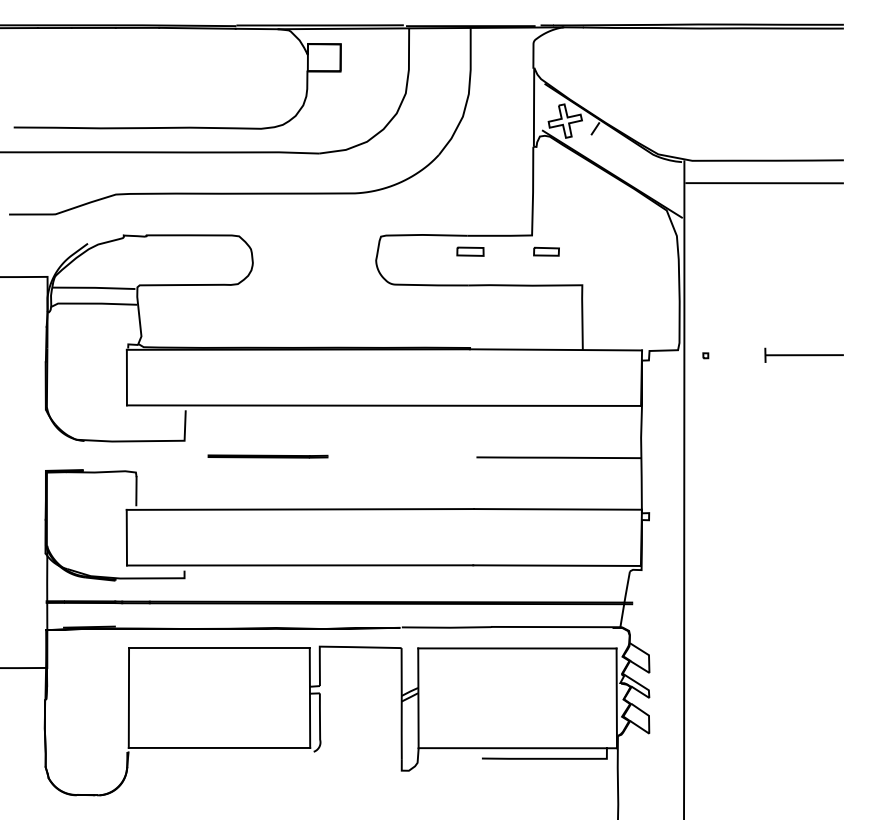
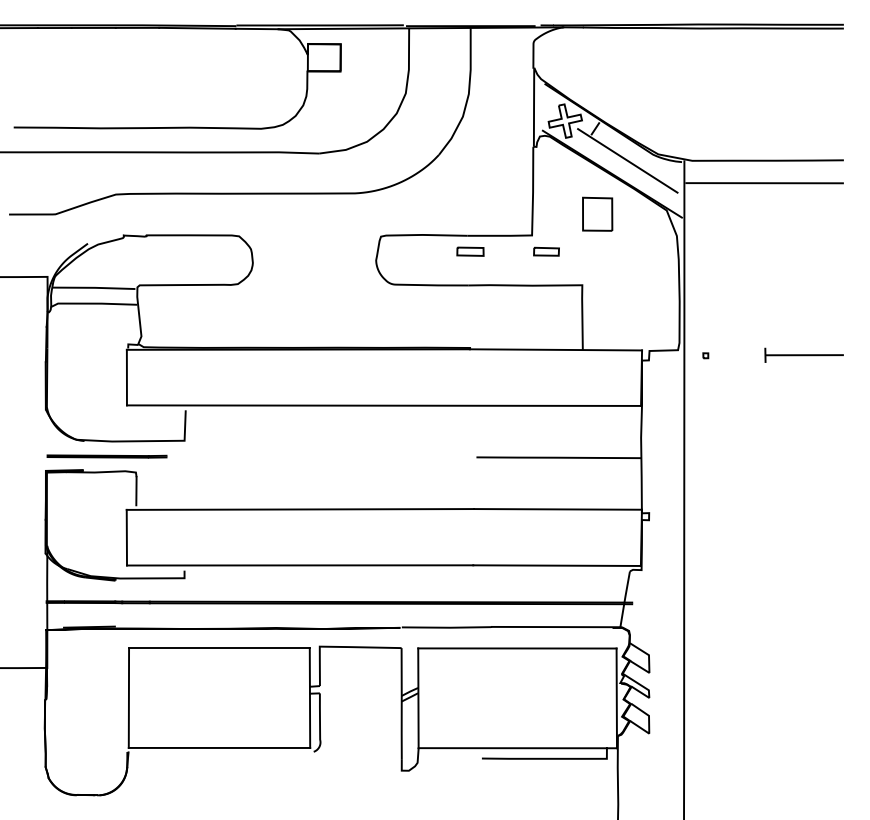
line: none -> present (627, 160)
part: none -> present (597, 213)
part position: (267, 456) -> (106, 456) (106, 456)
